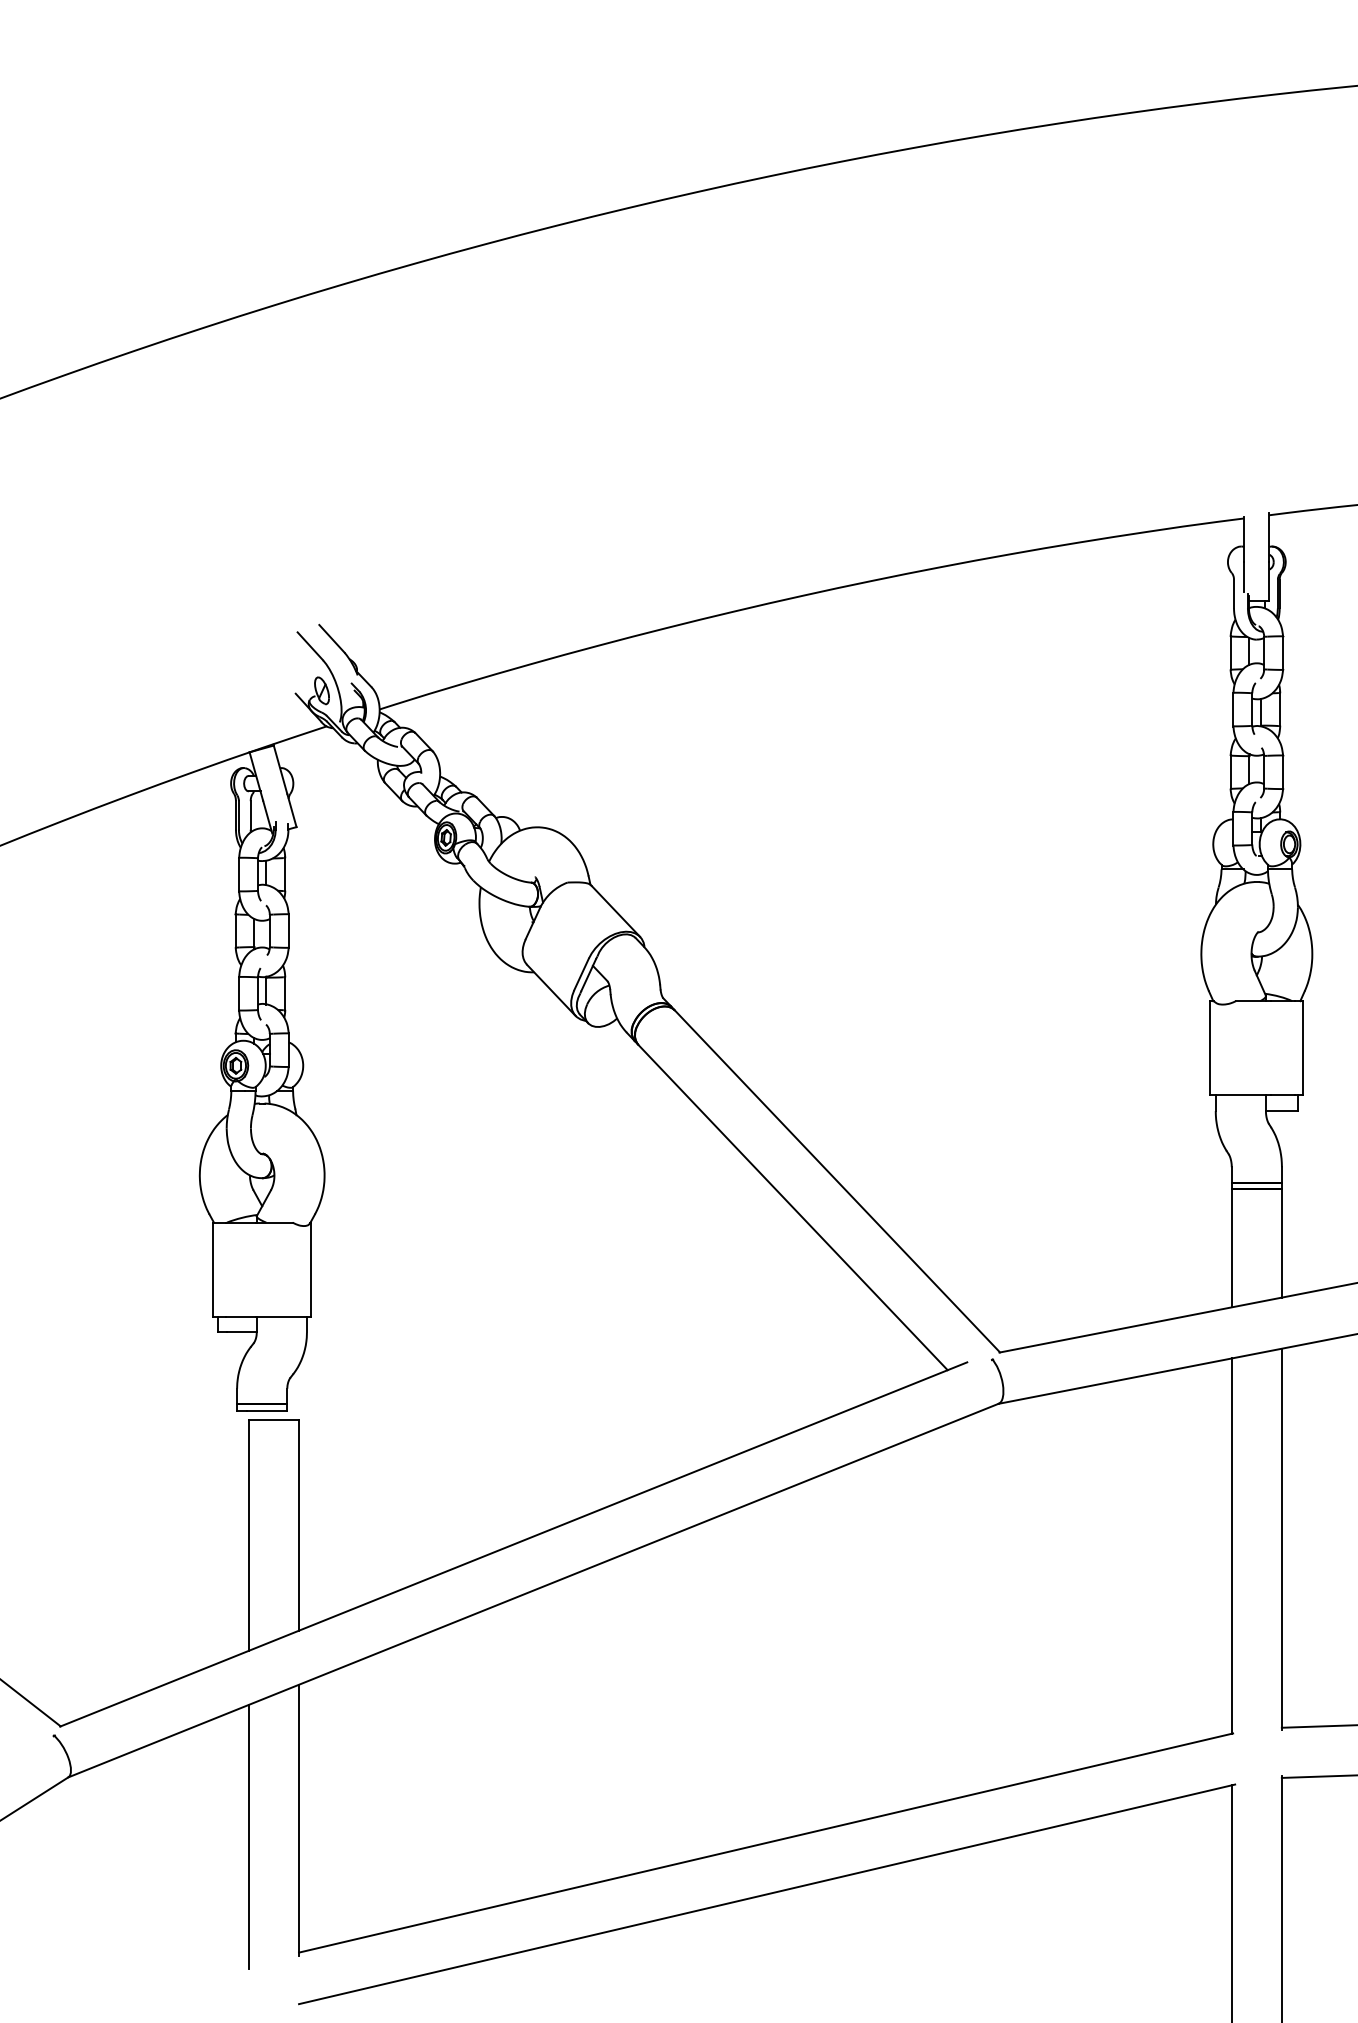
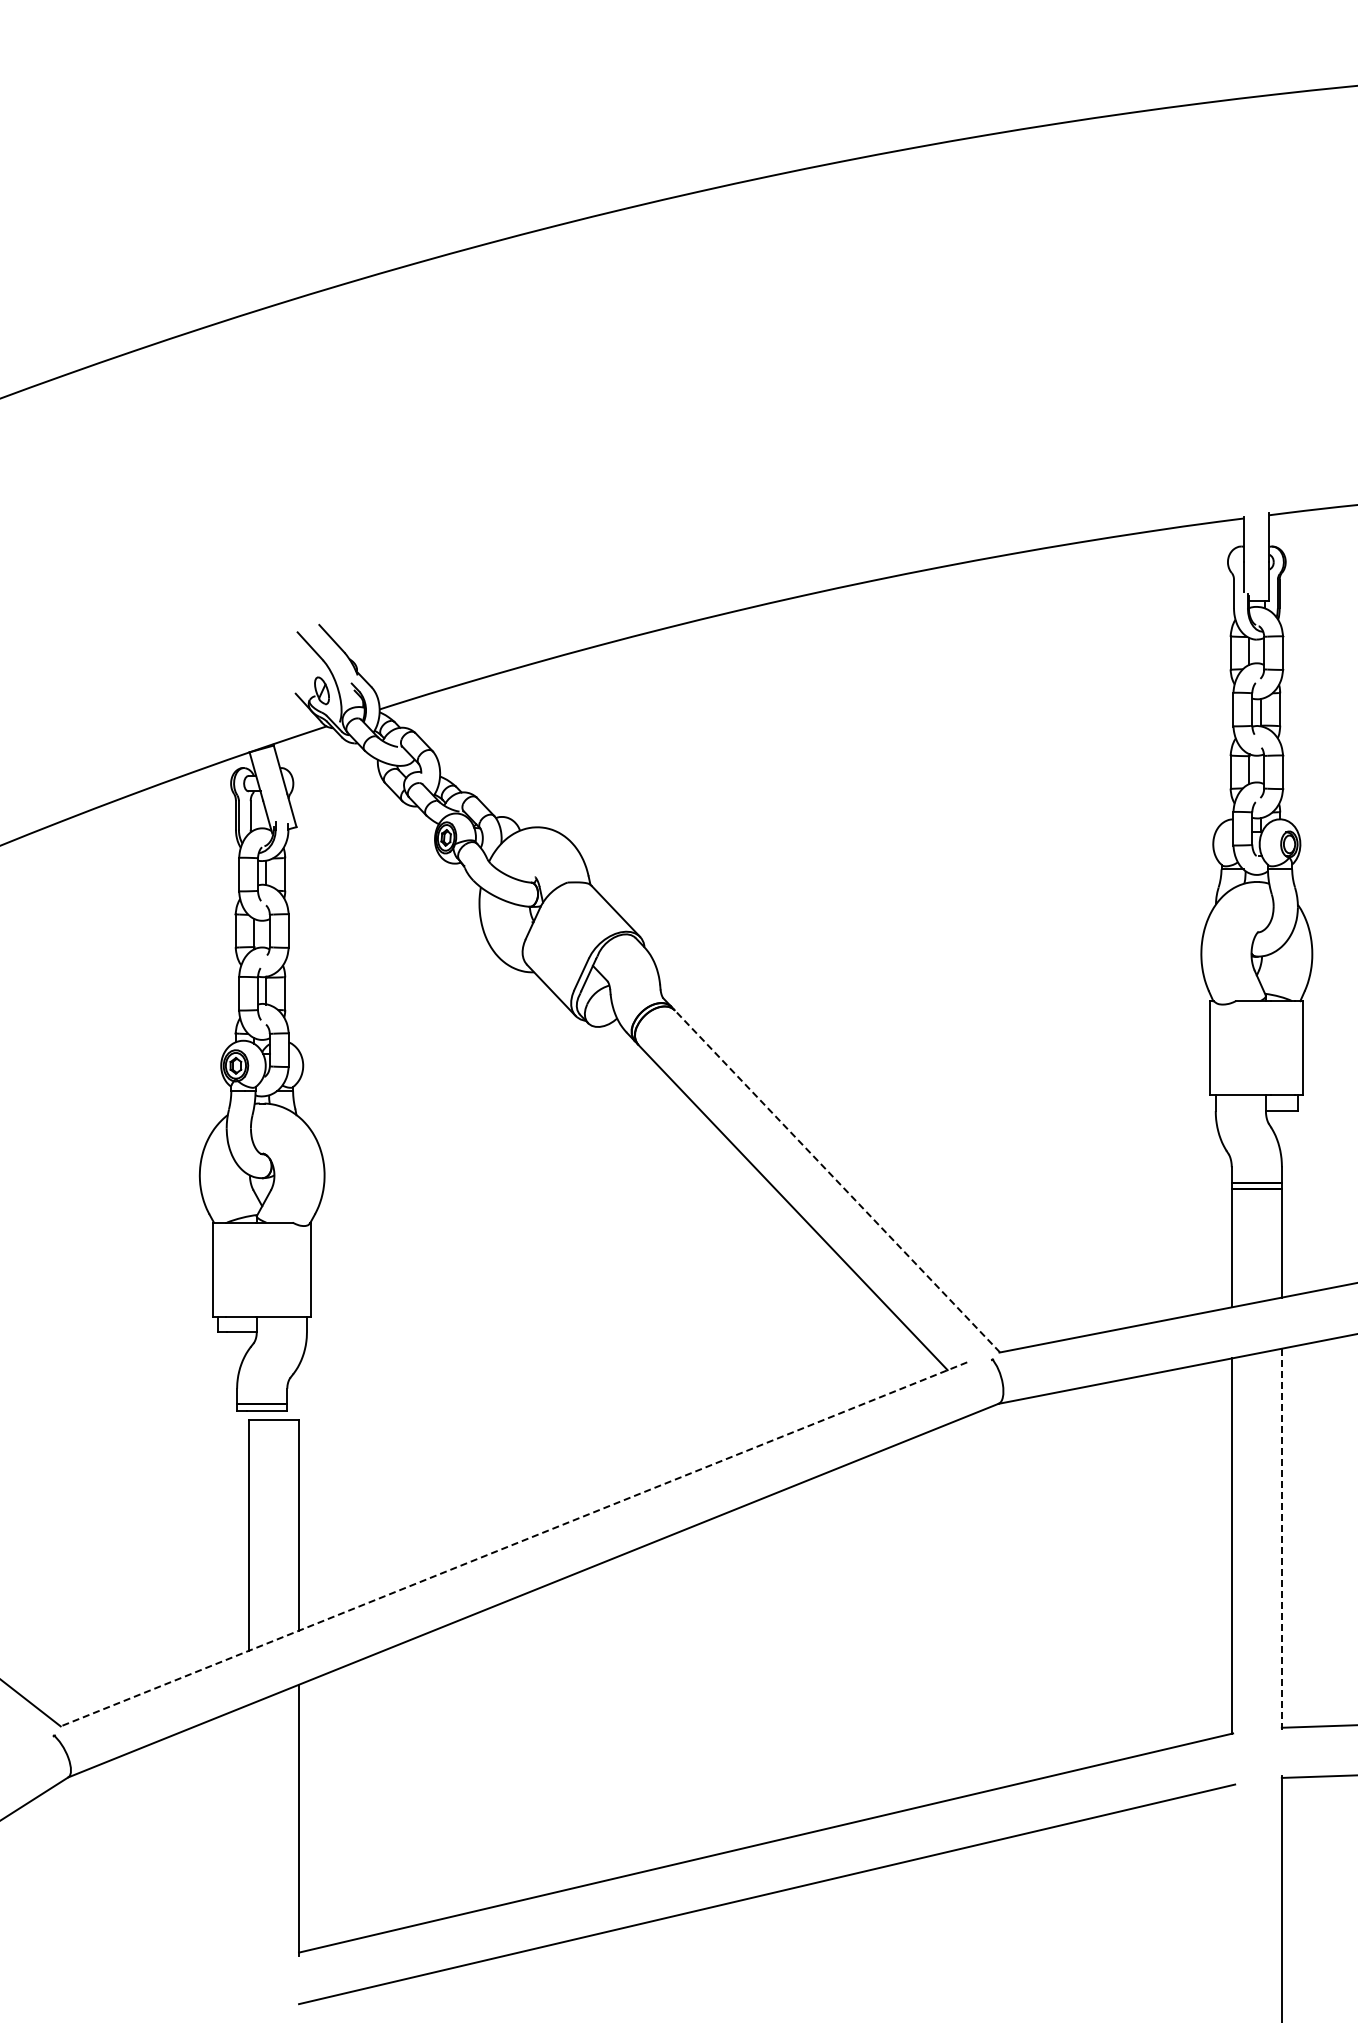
line: solid -> dashed (837, 1180)
line: solid -> dashed (1281, 1539)
line: solid -> dashed (513, 1544)
line: present -> none (248, 1836)
line: present -> none (1231, 1902)
